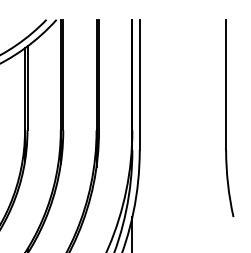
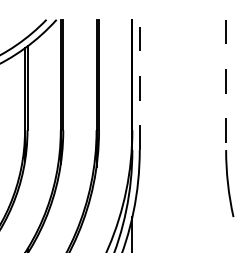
line: solid -> dashed (139, 84)
line: solid -> dashed (226, 85)
